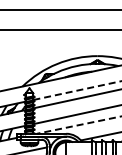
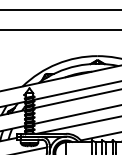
line: dashed -> solid (77, 90)
line: dashed -> solid (78, 125)
